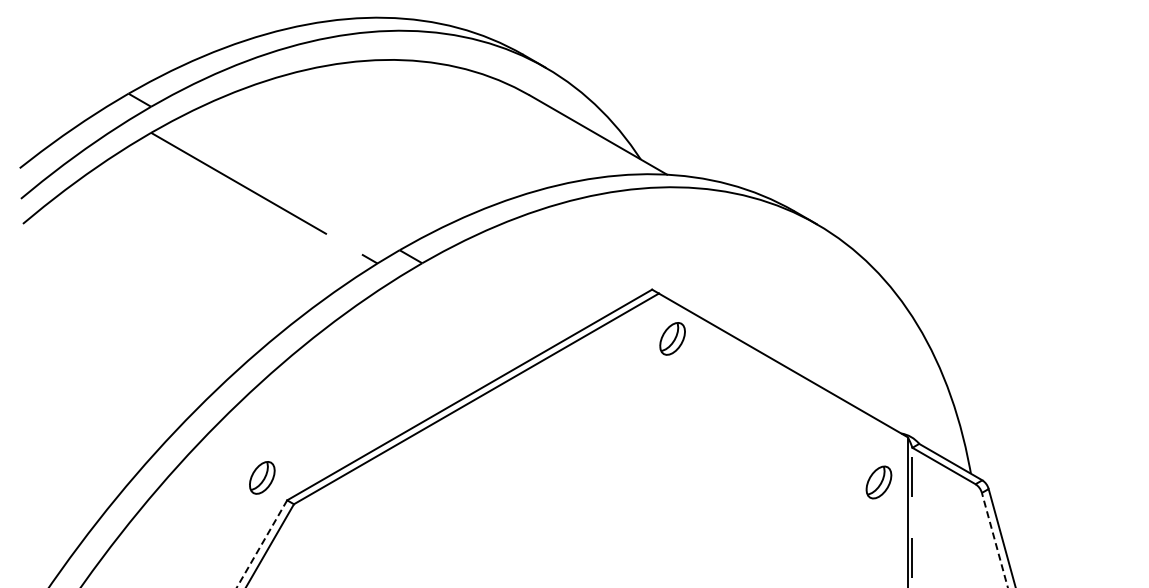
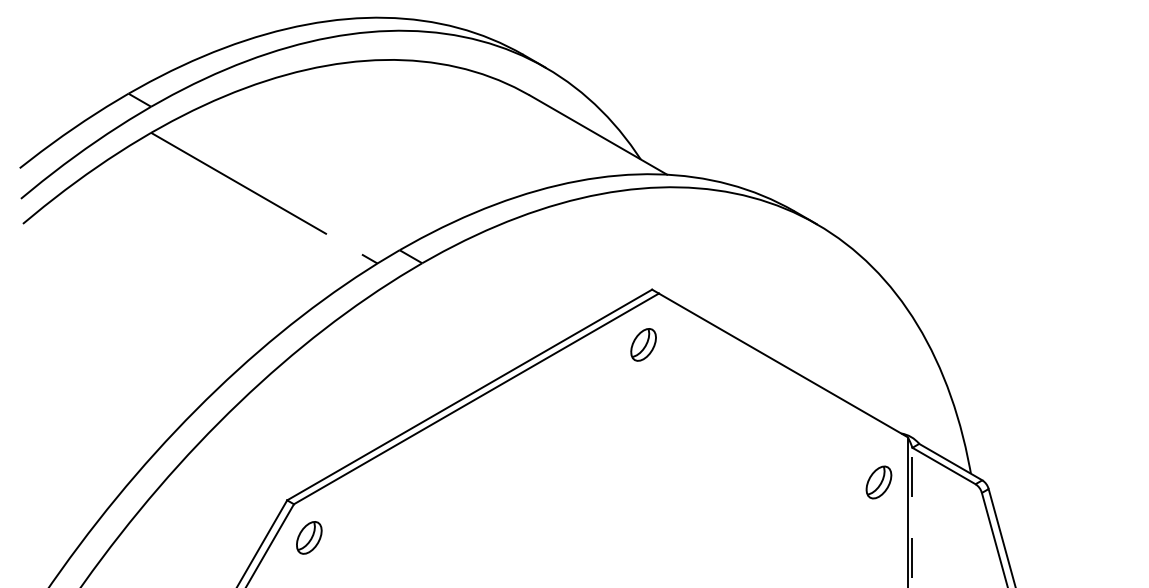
part position: (672, 338) -> (643, 344) (643, 344)
part position: (262, 477) -> (309, 537) (309, 537)
line: dashed -> solid (994, 540)
line: dashed -> solid (261, 544)
